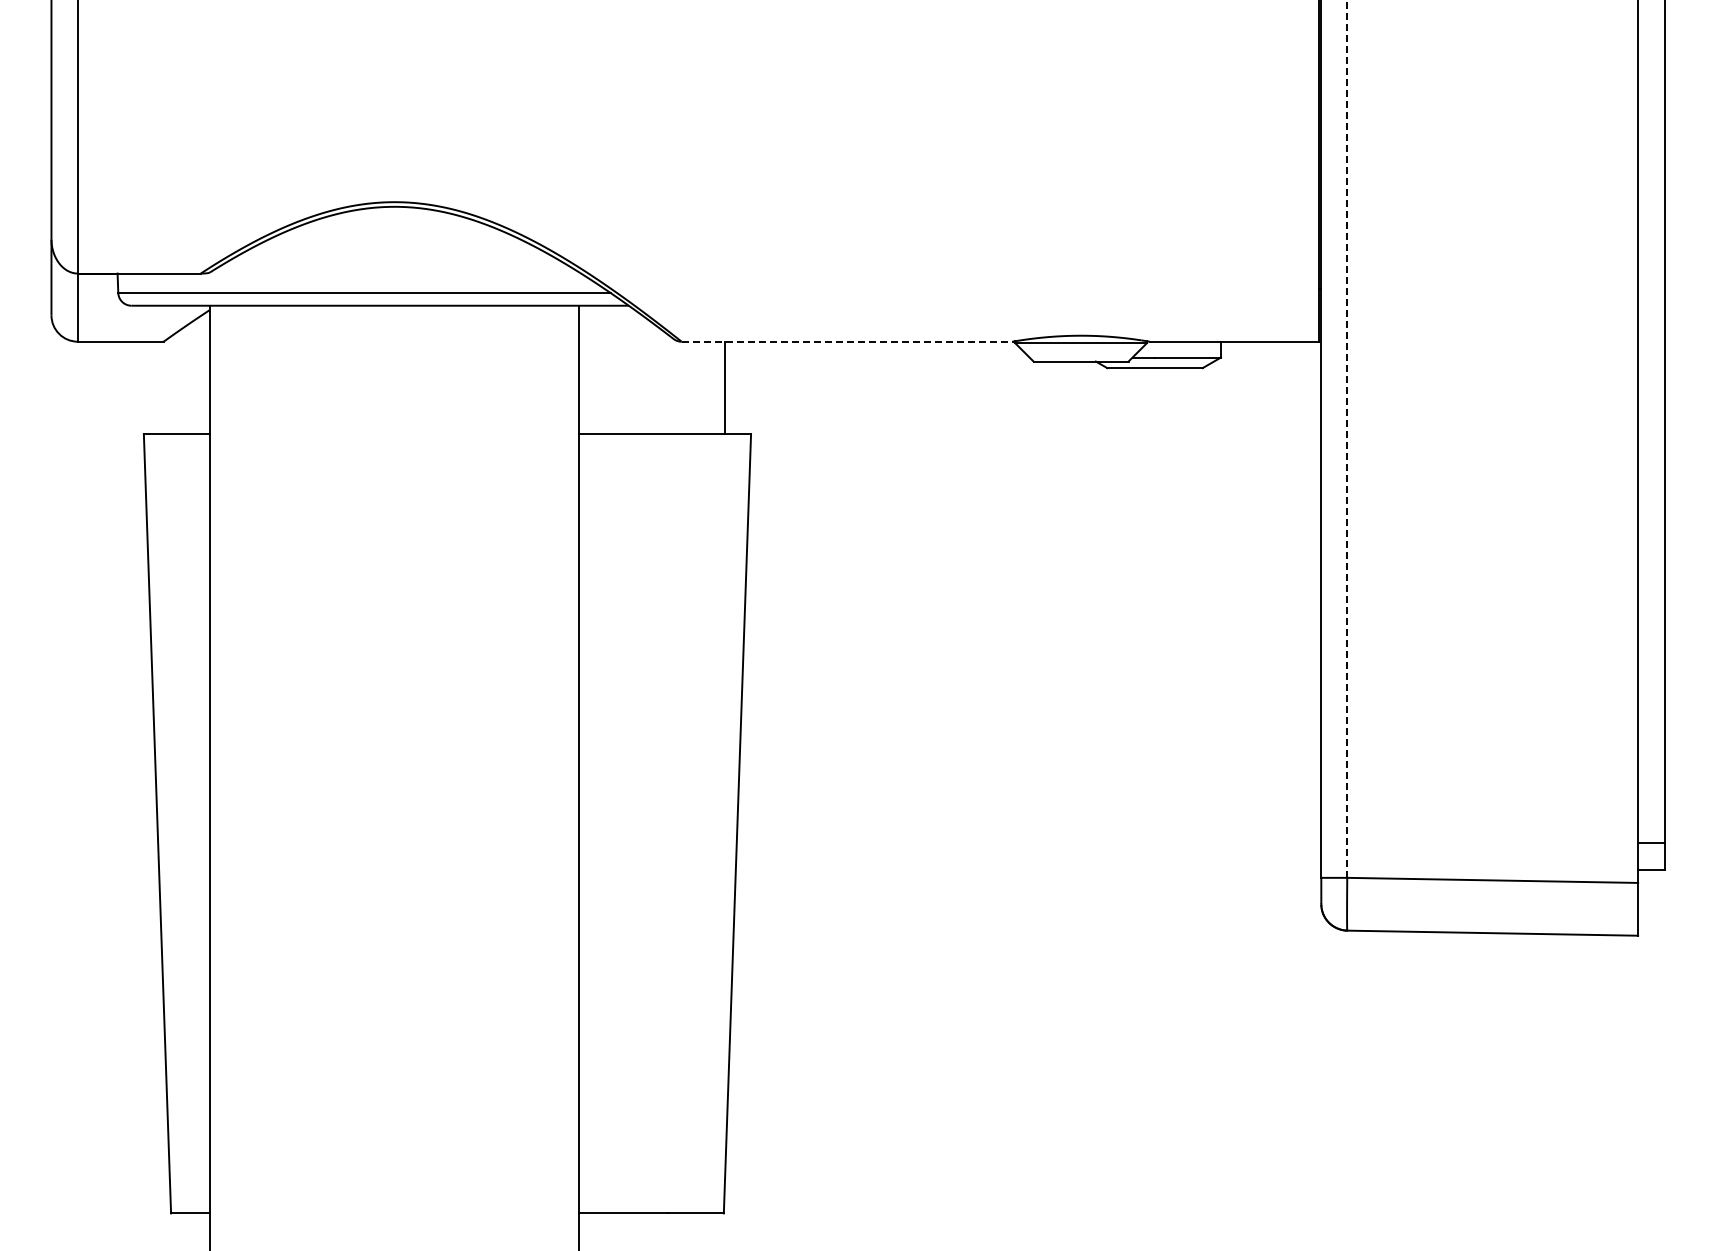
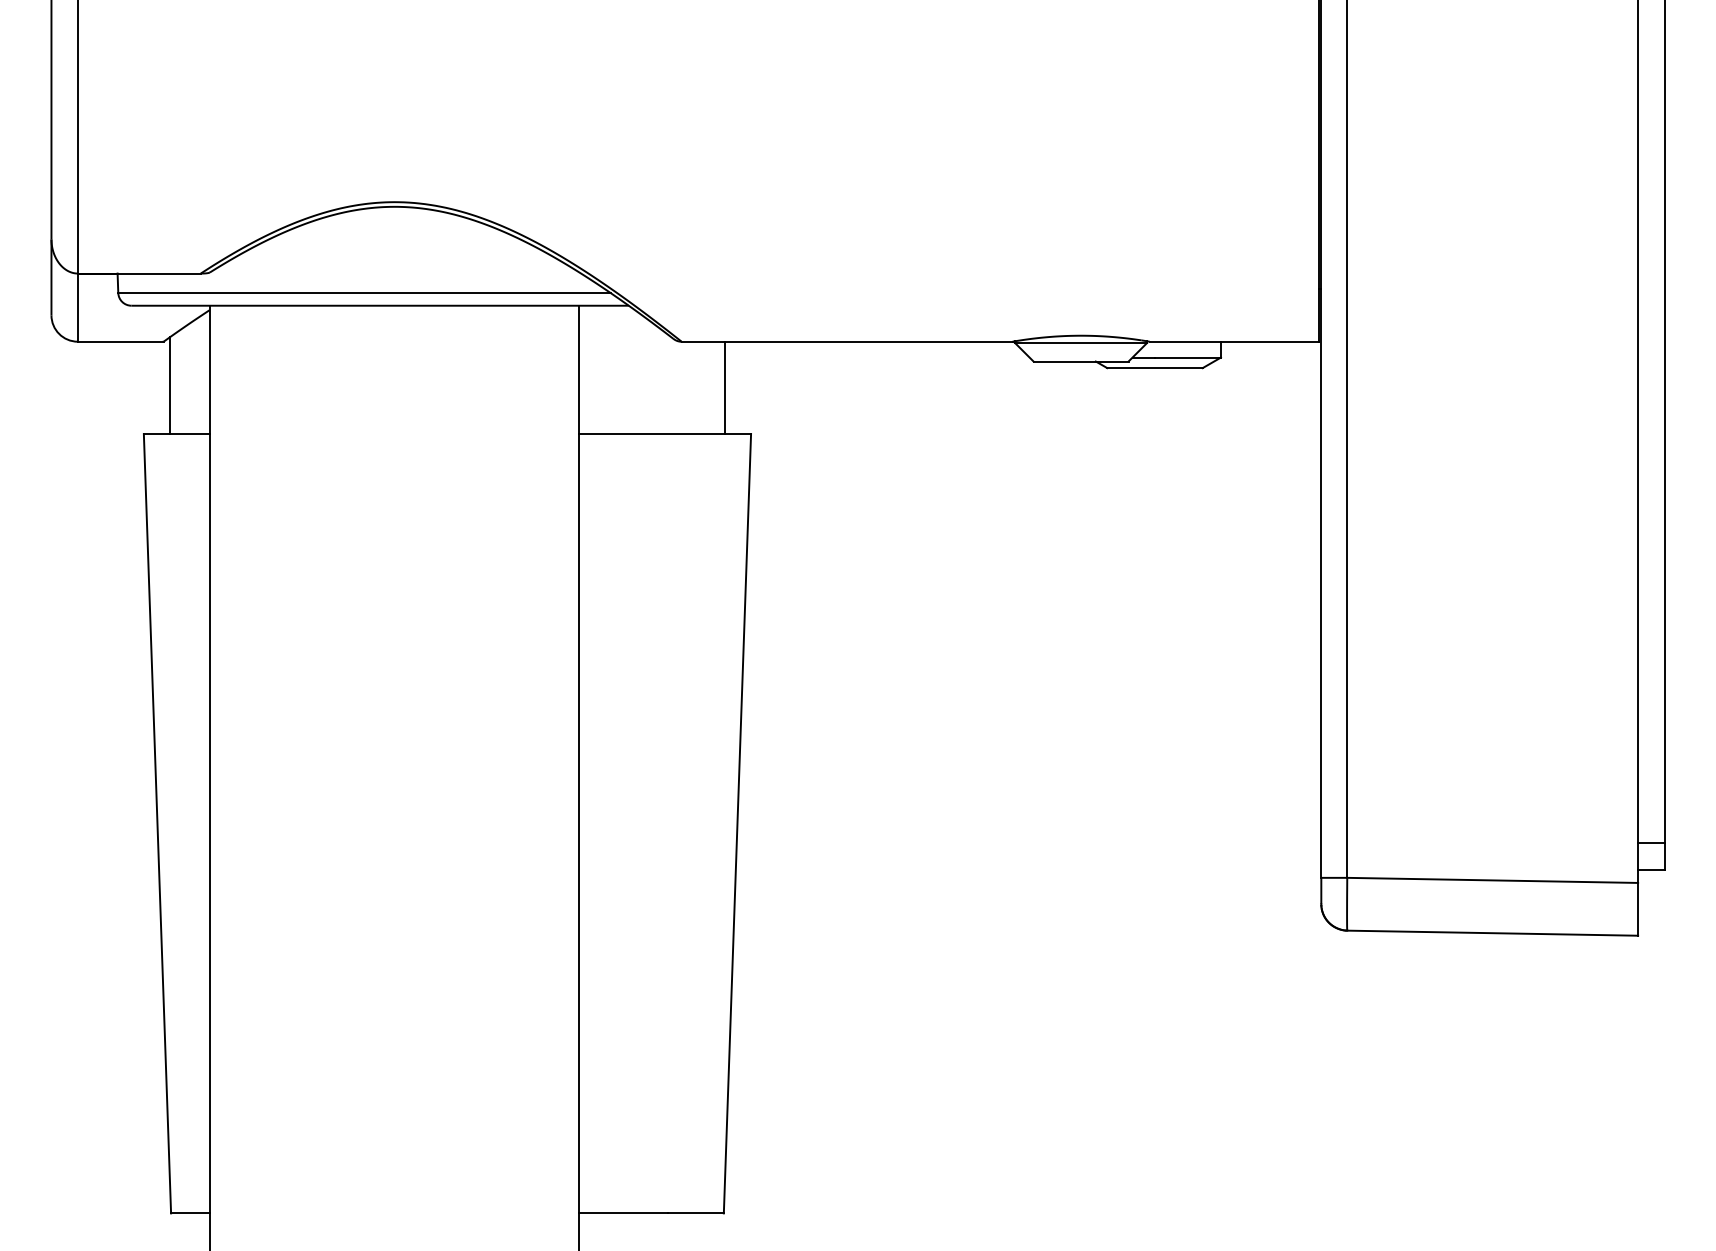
line: dashed -> solid (847, 341)
line: none -> present (170, 385)
line: dashed -> solid (1347, 439)
